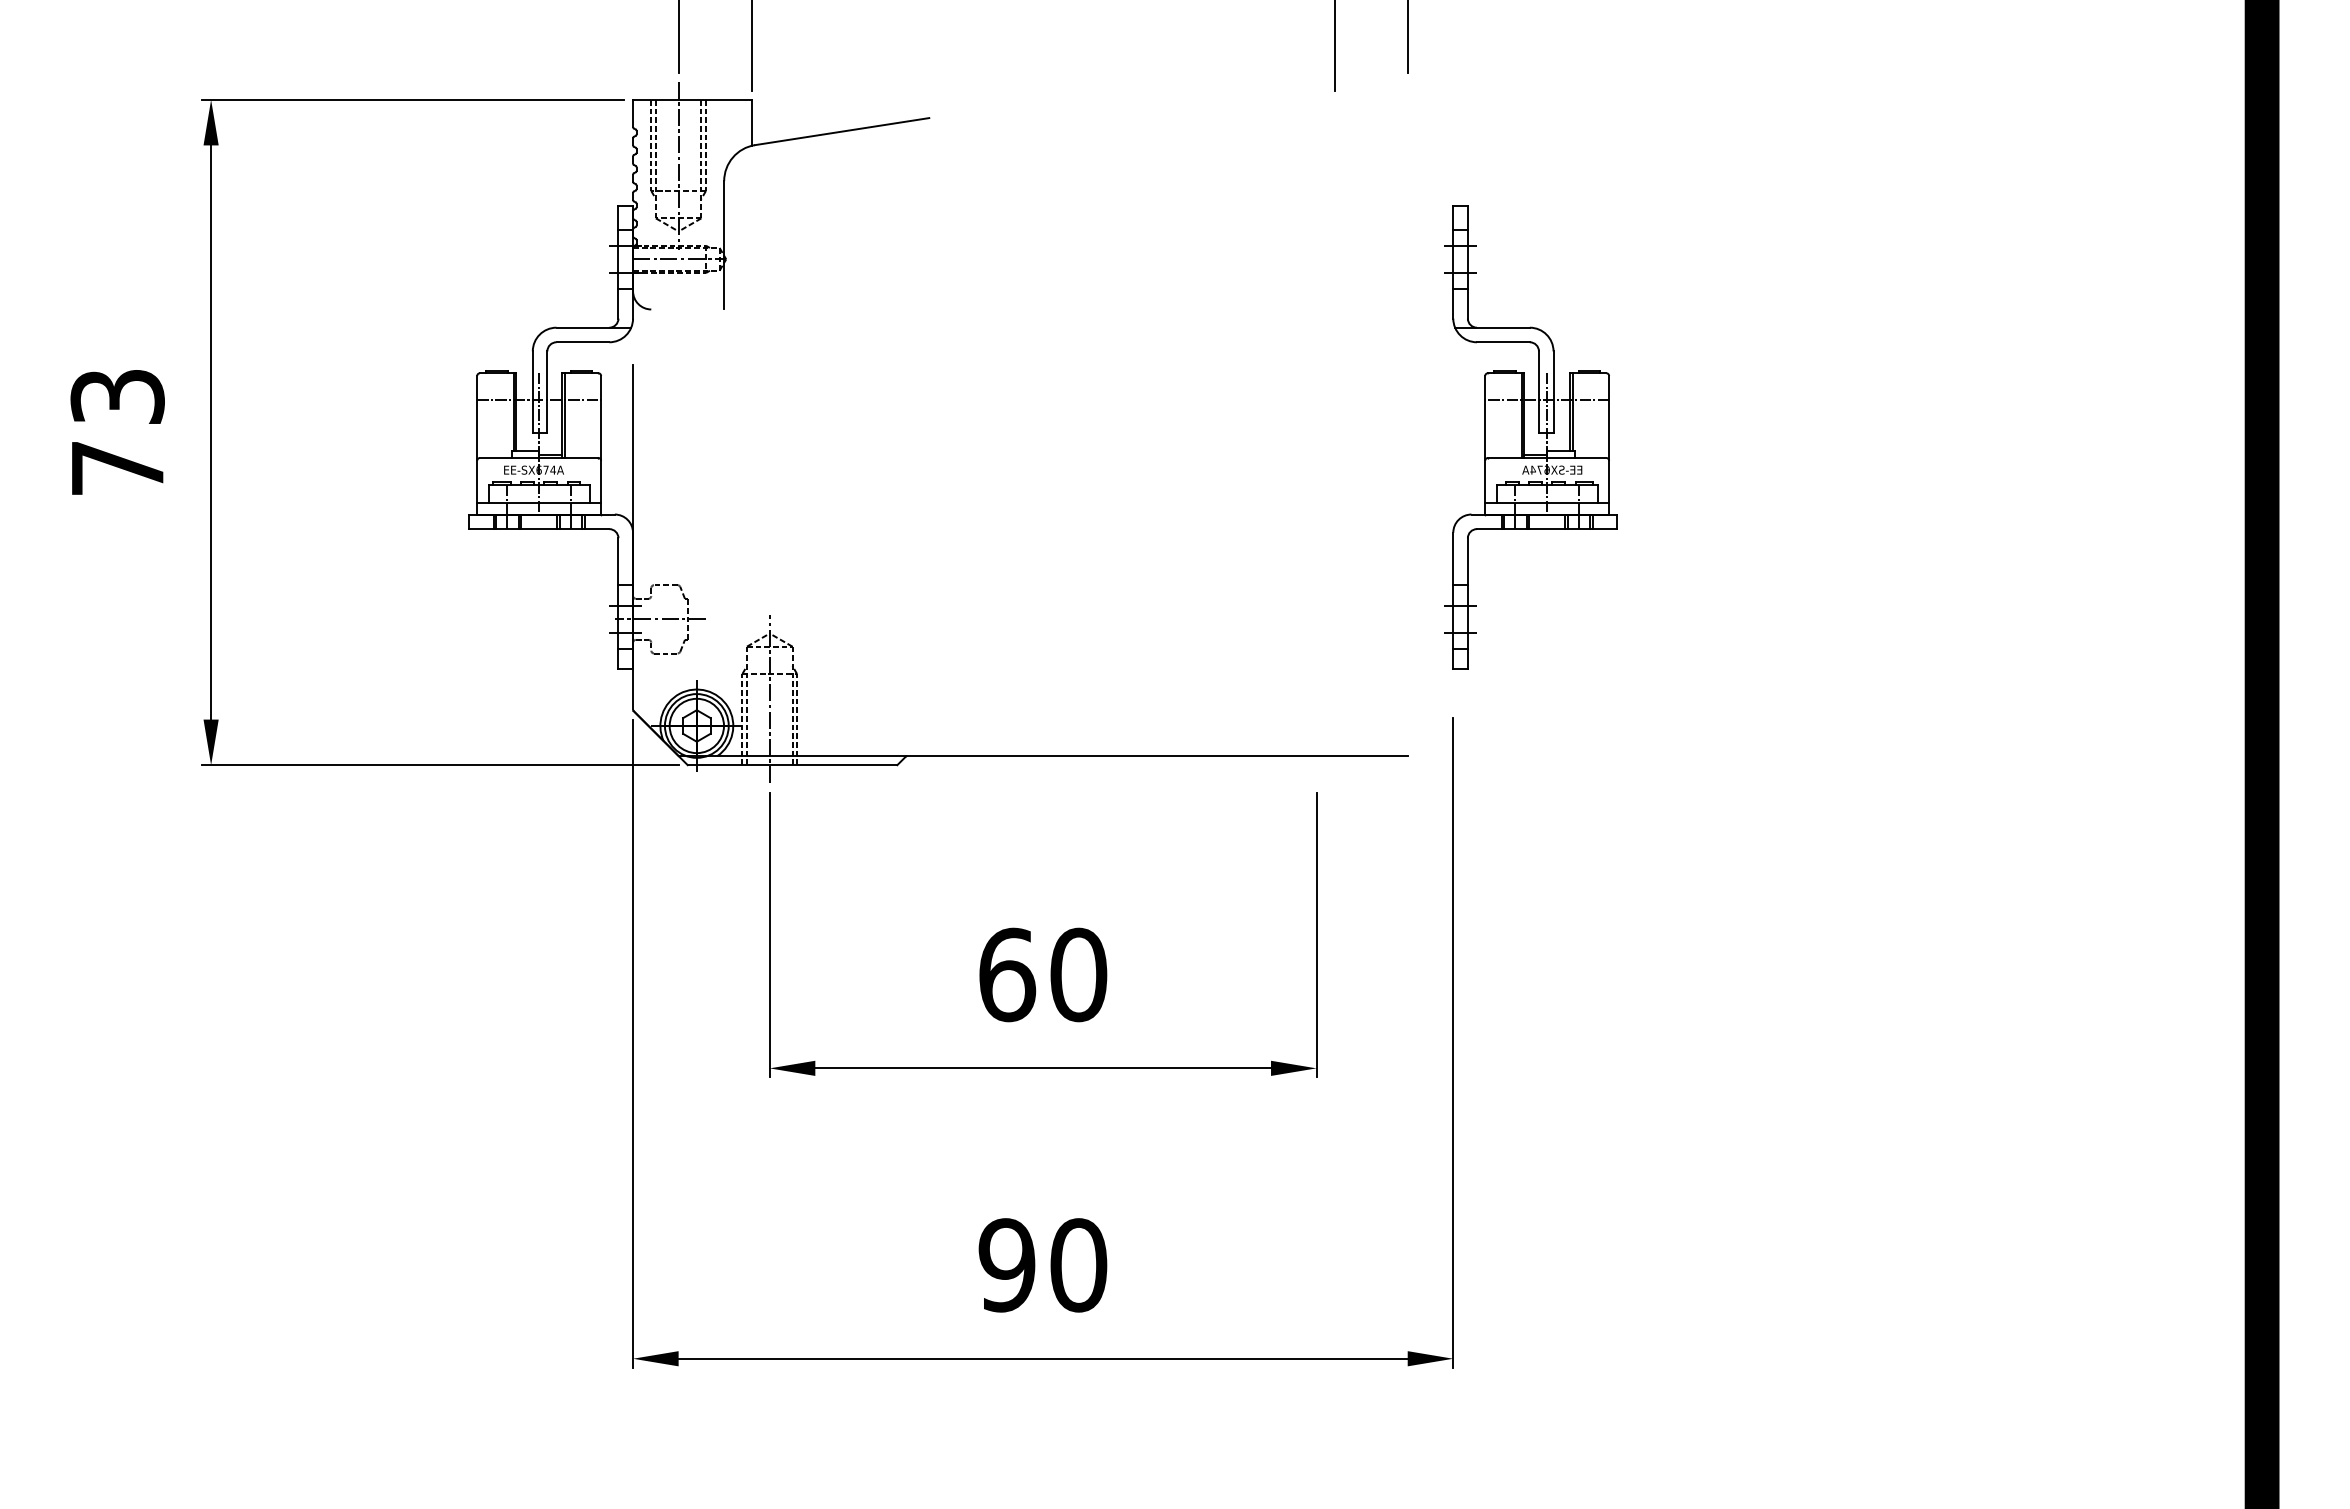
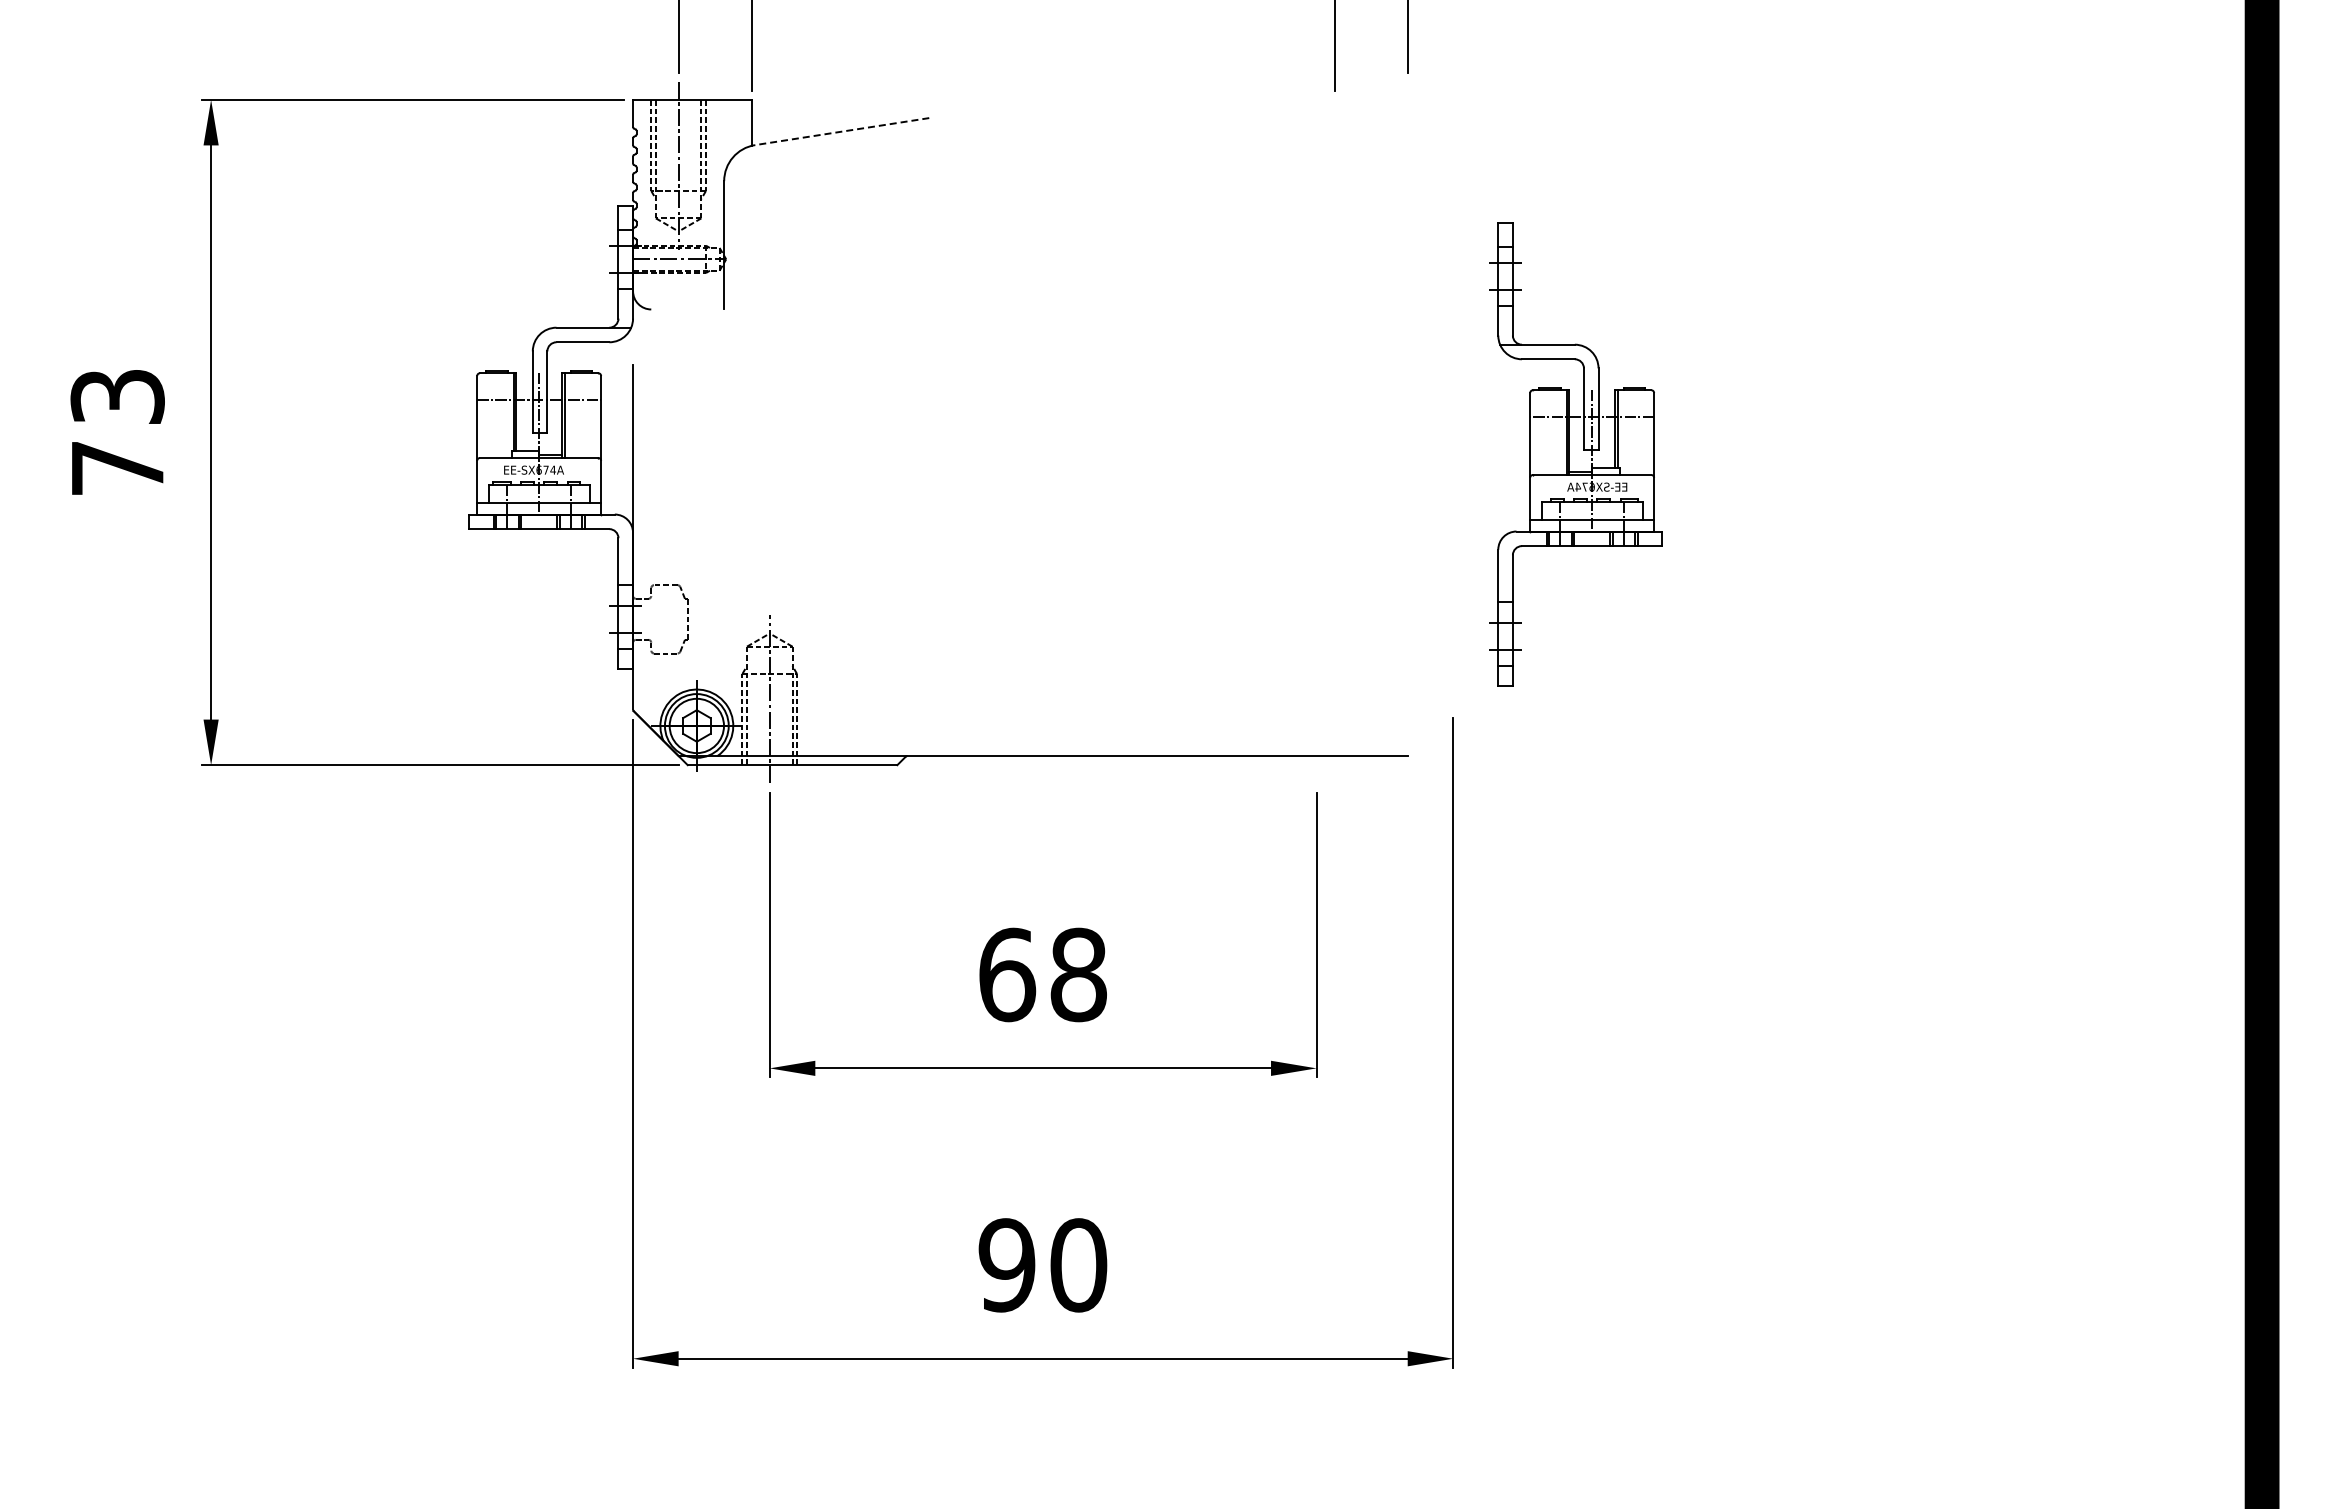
line: solid -> dashed (841, 131)
part position: (1530, 437) -> (1575, 454) (1575, 454)
line: present -> none (659, 619)
text: 60 -> 68 (1078, 974)
